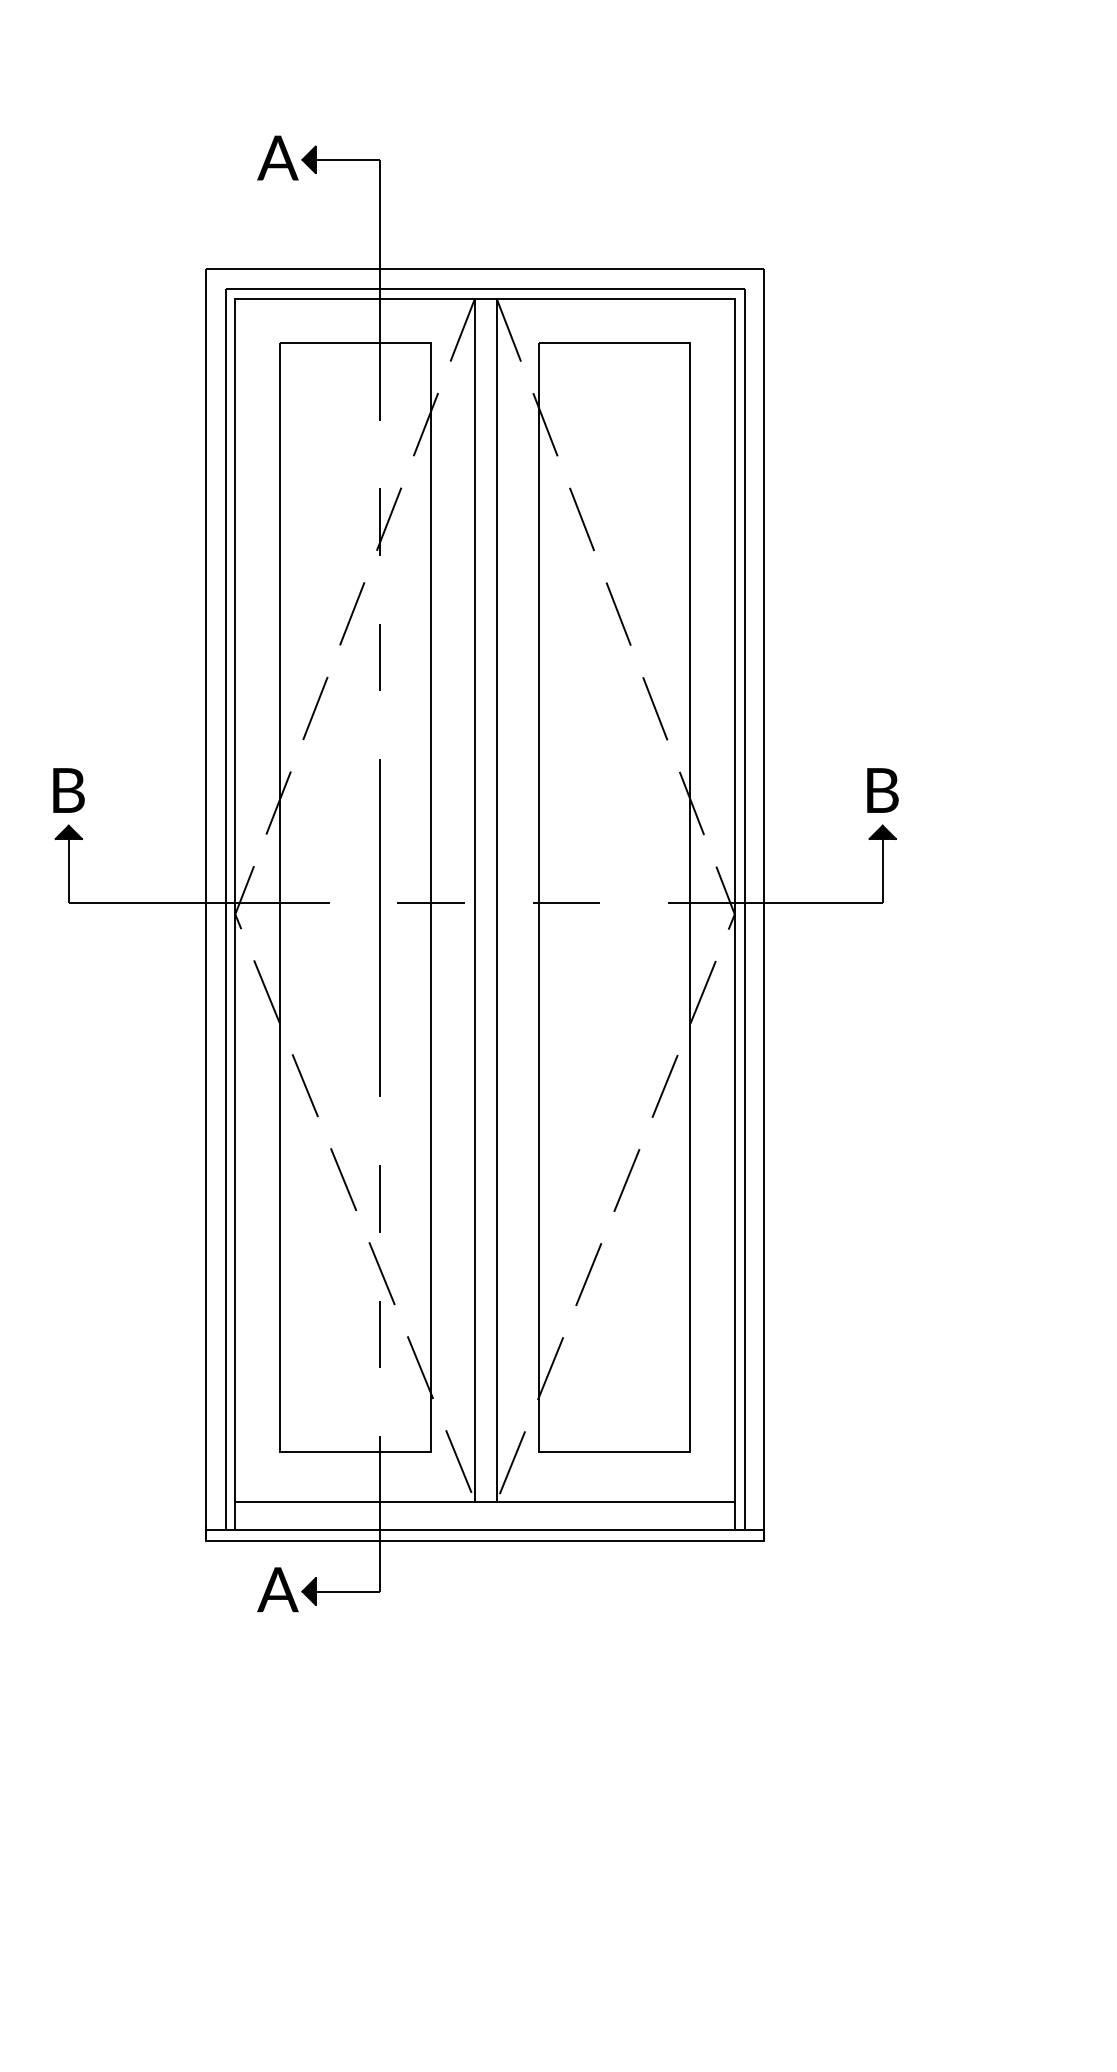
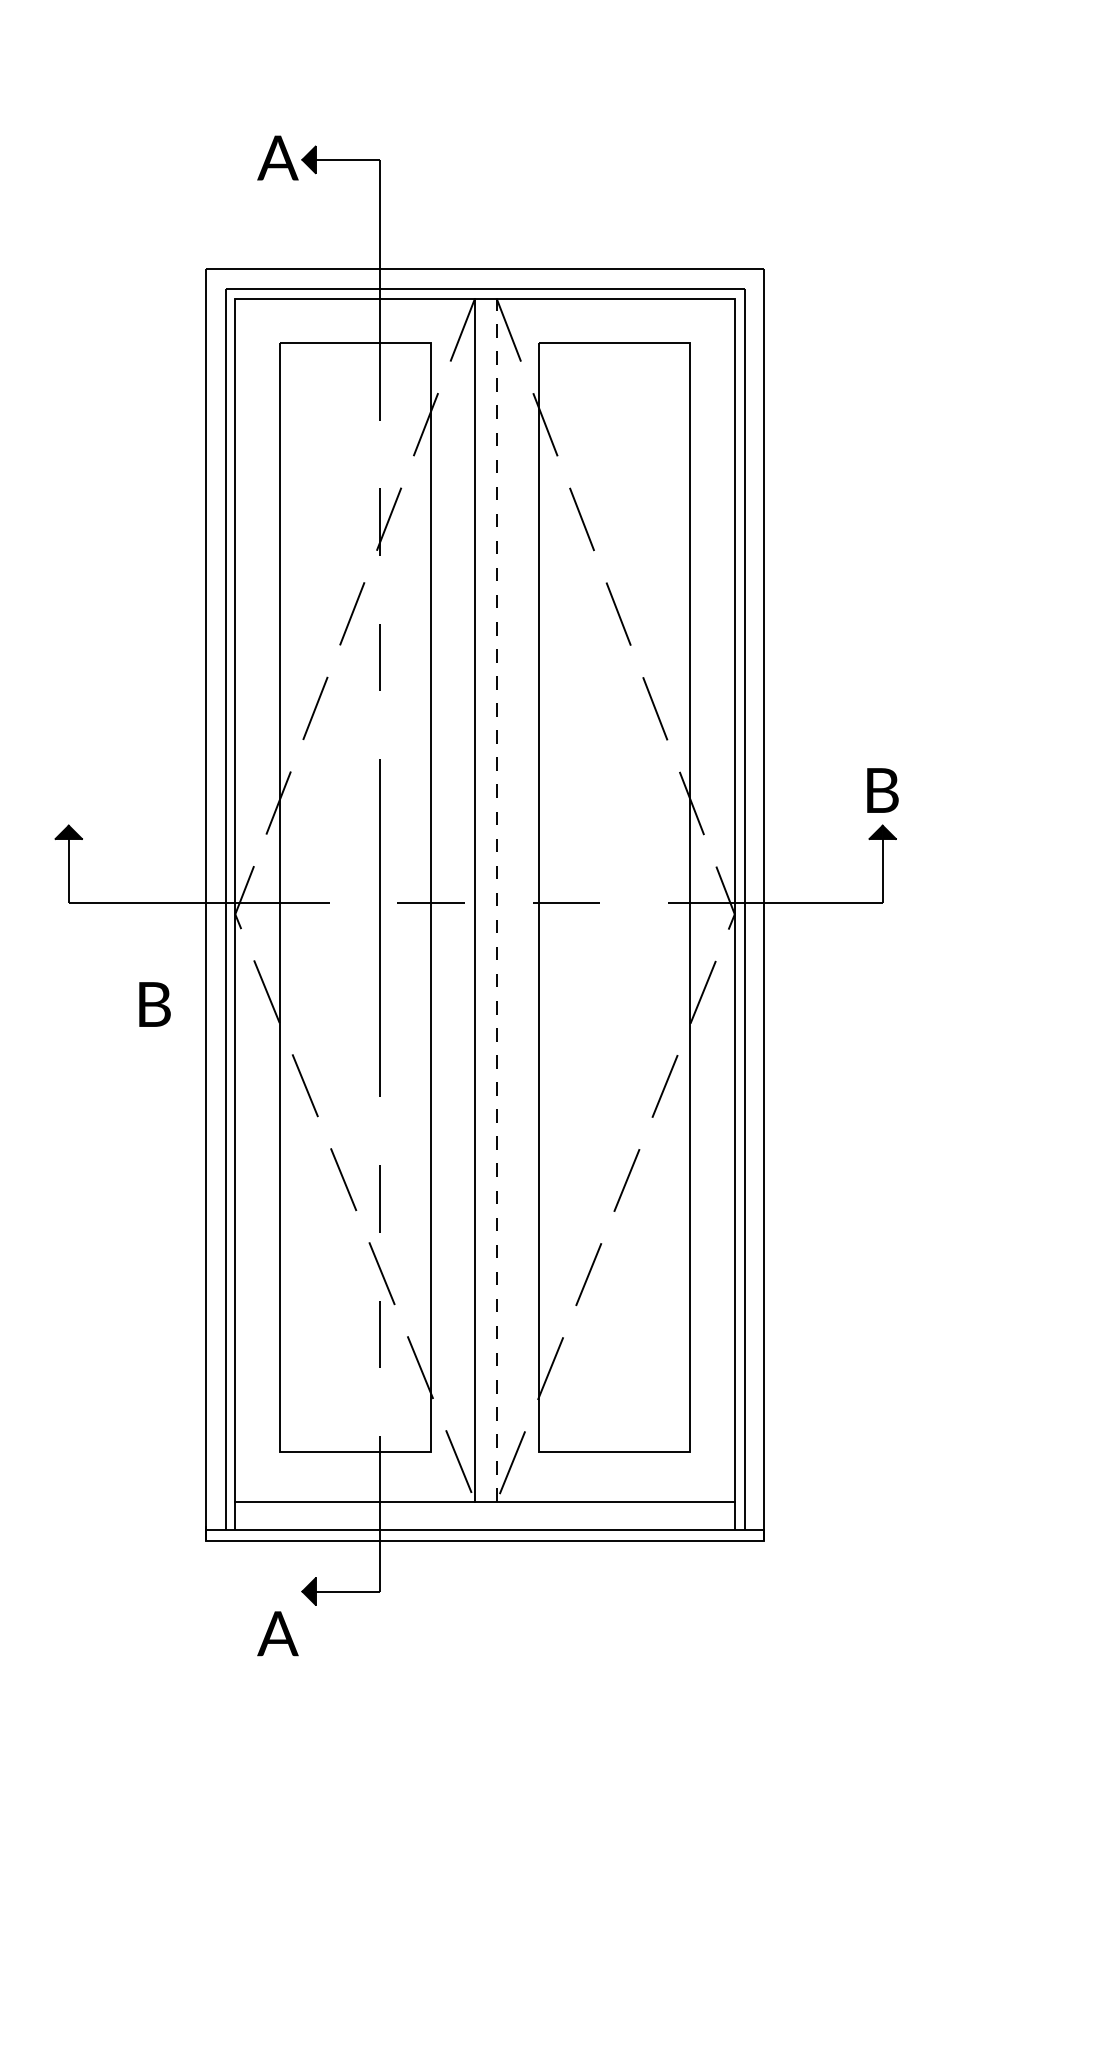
text position: (68, 790) -> (154, 1004) (154, 1004)
line: solid -> dashed (496, 900)
text position: (277, 1589) -> (277, 1633) (277, 1633)
